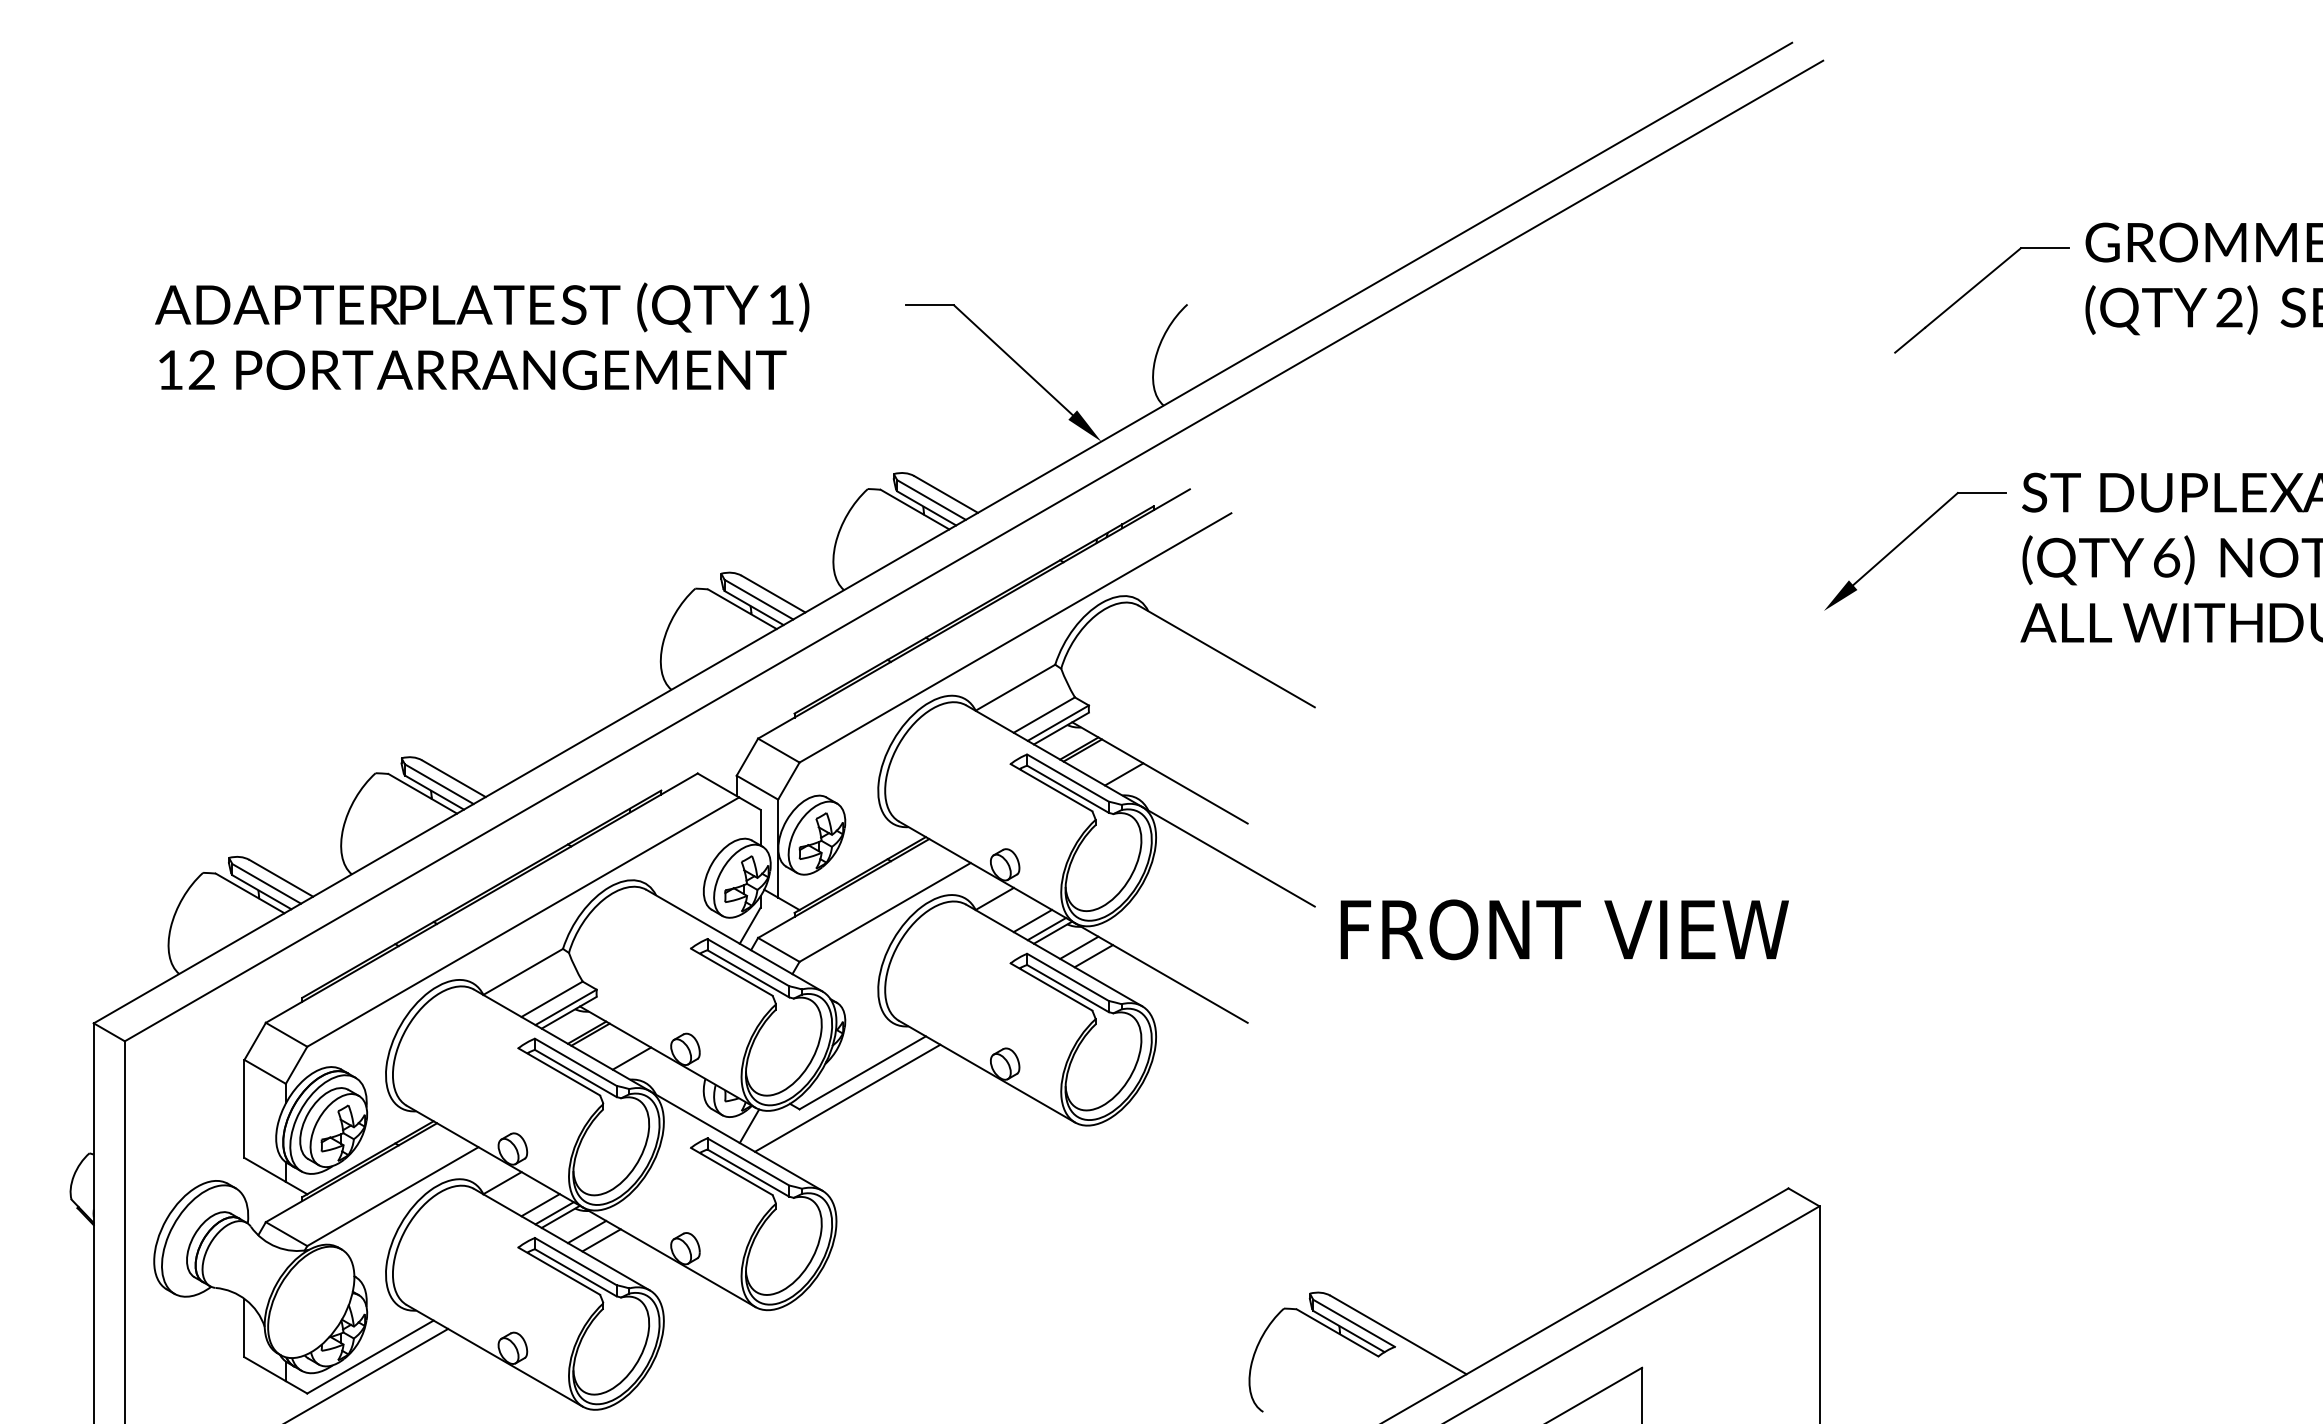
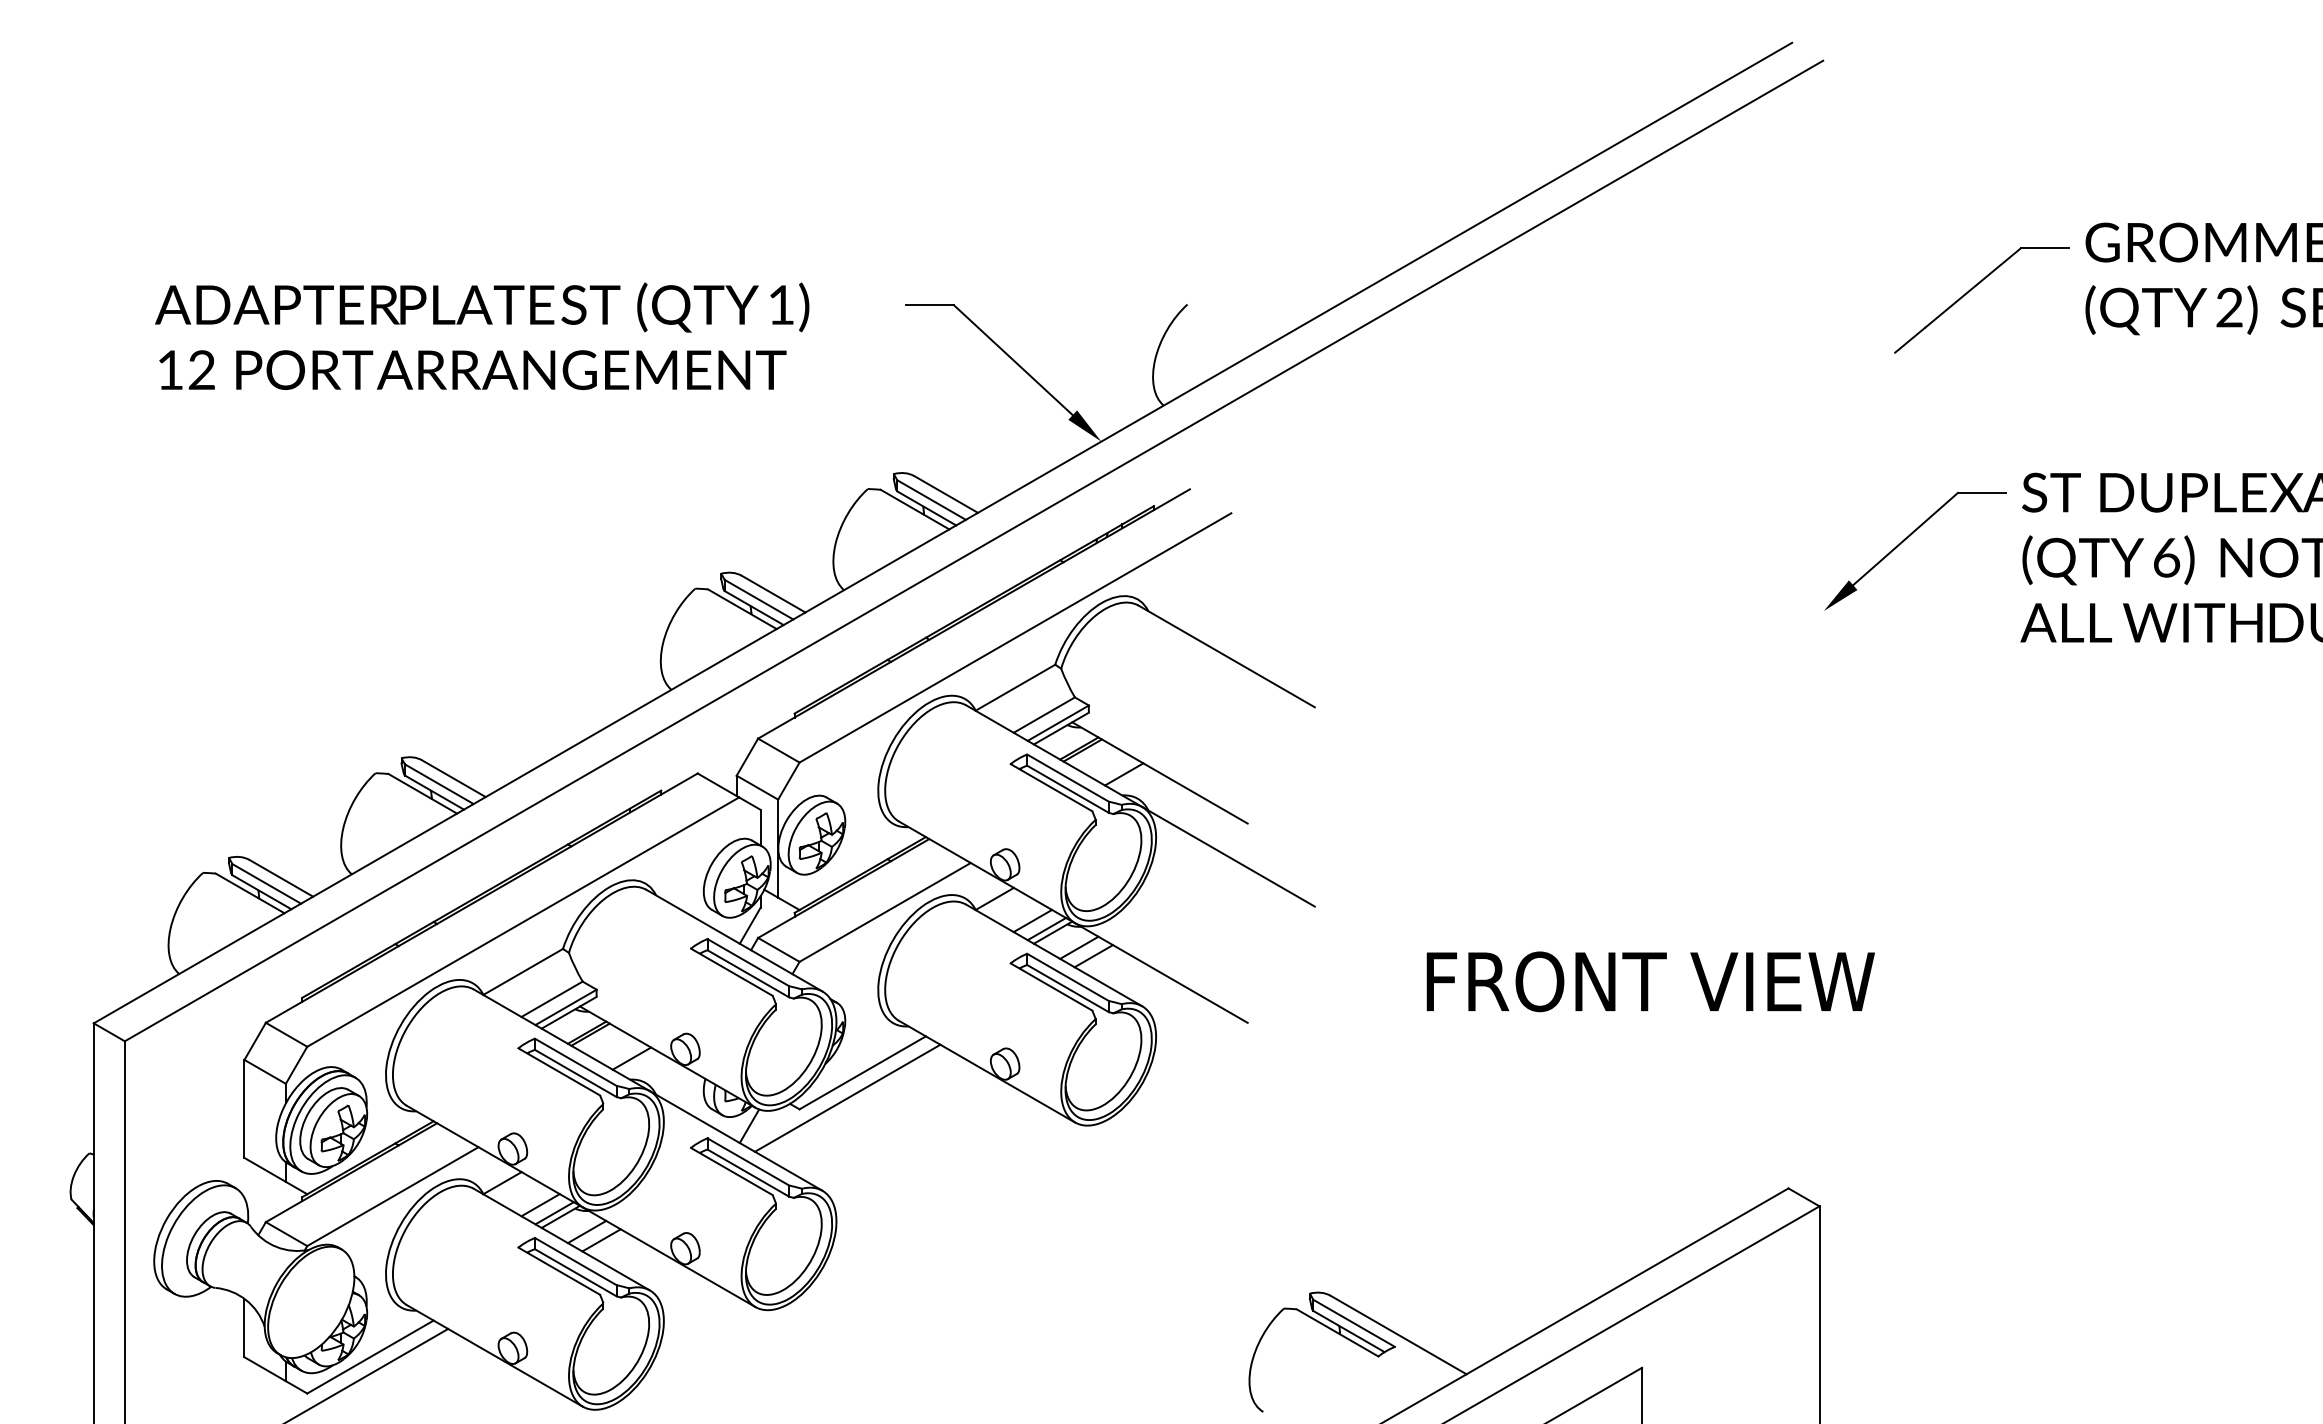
text position: (1564, 929) -> (1650, 981) (1650, 981)
